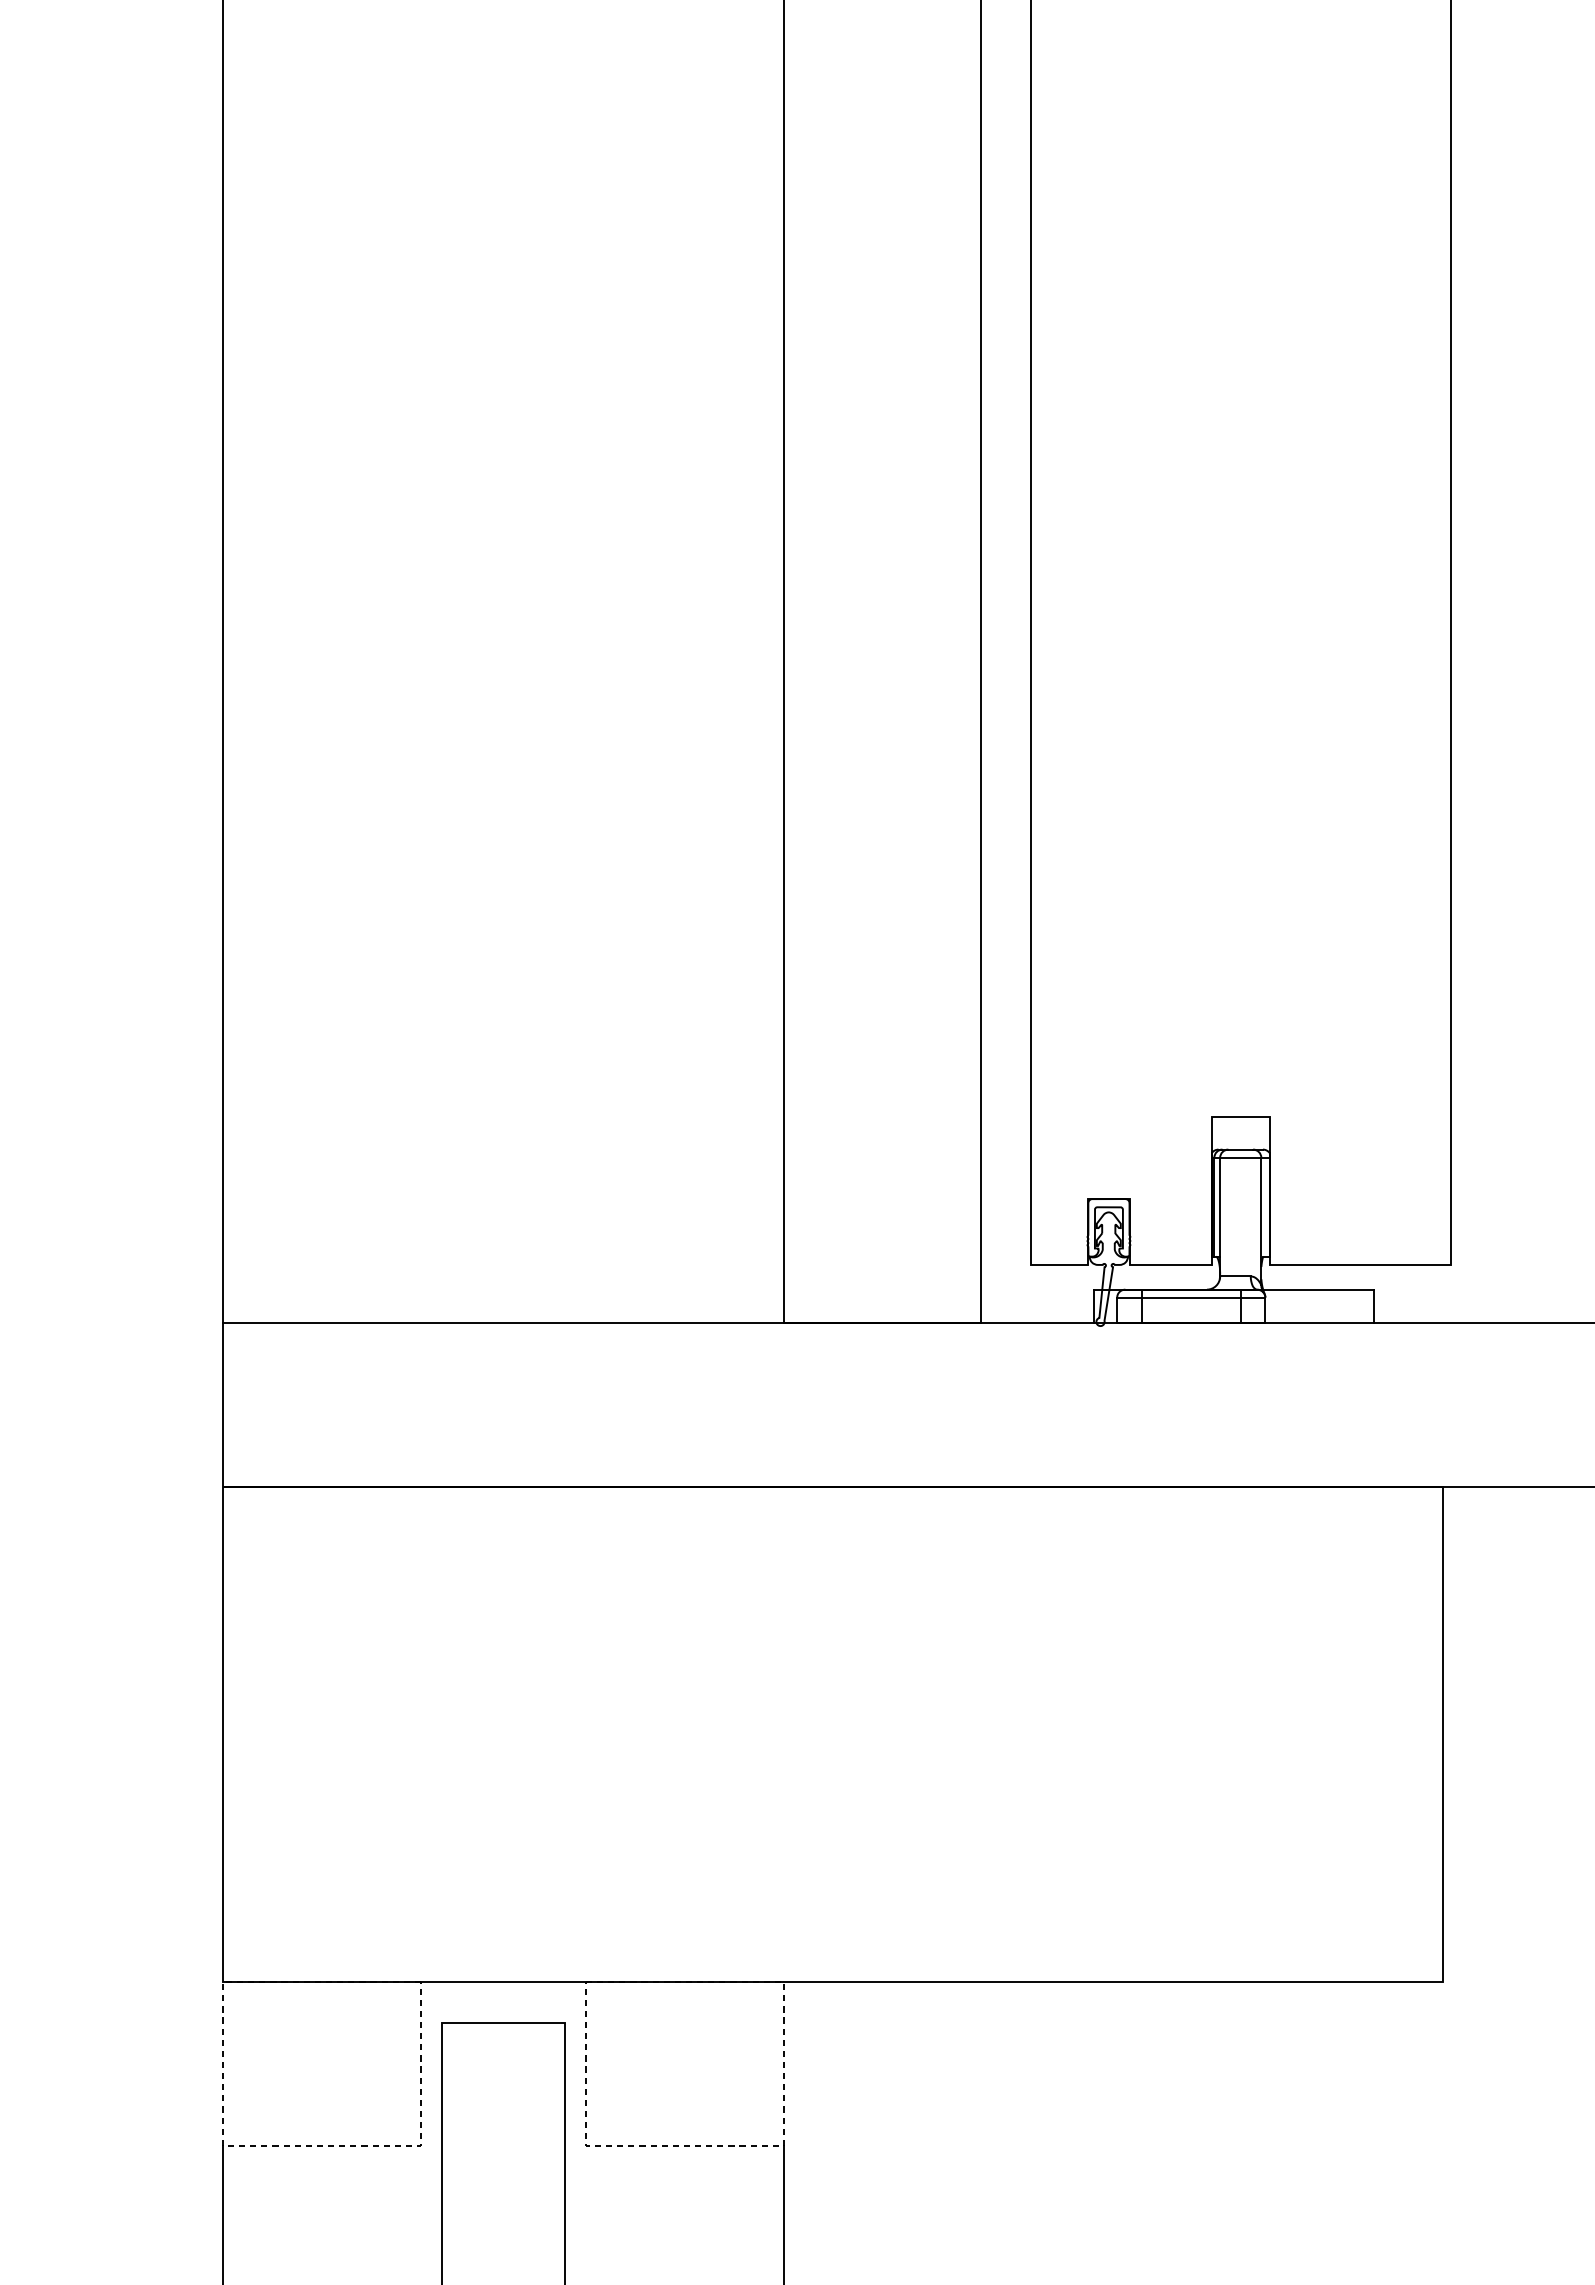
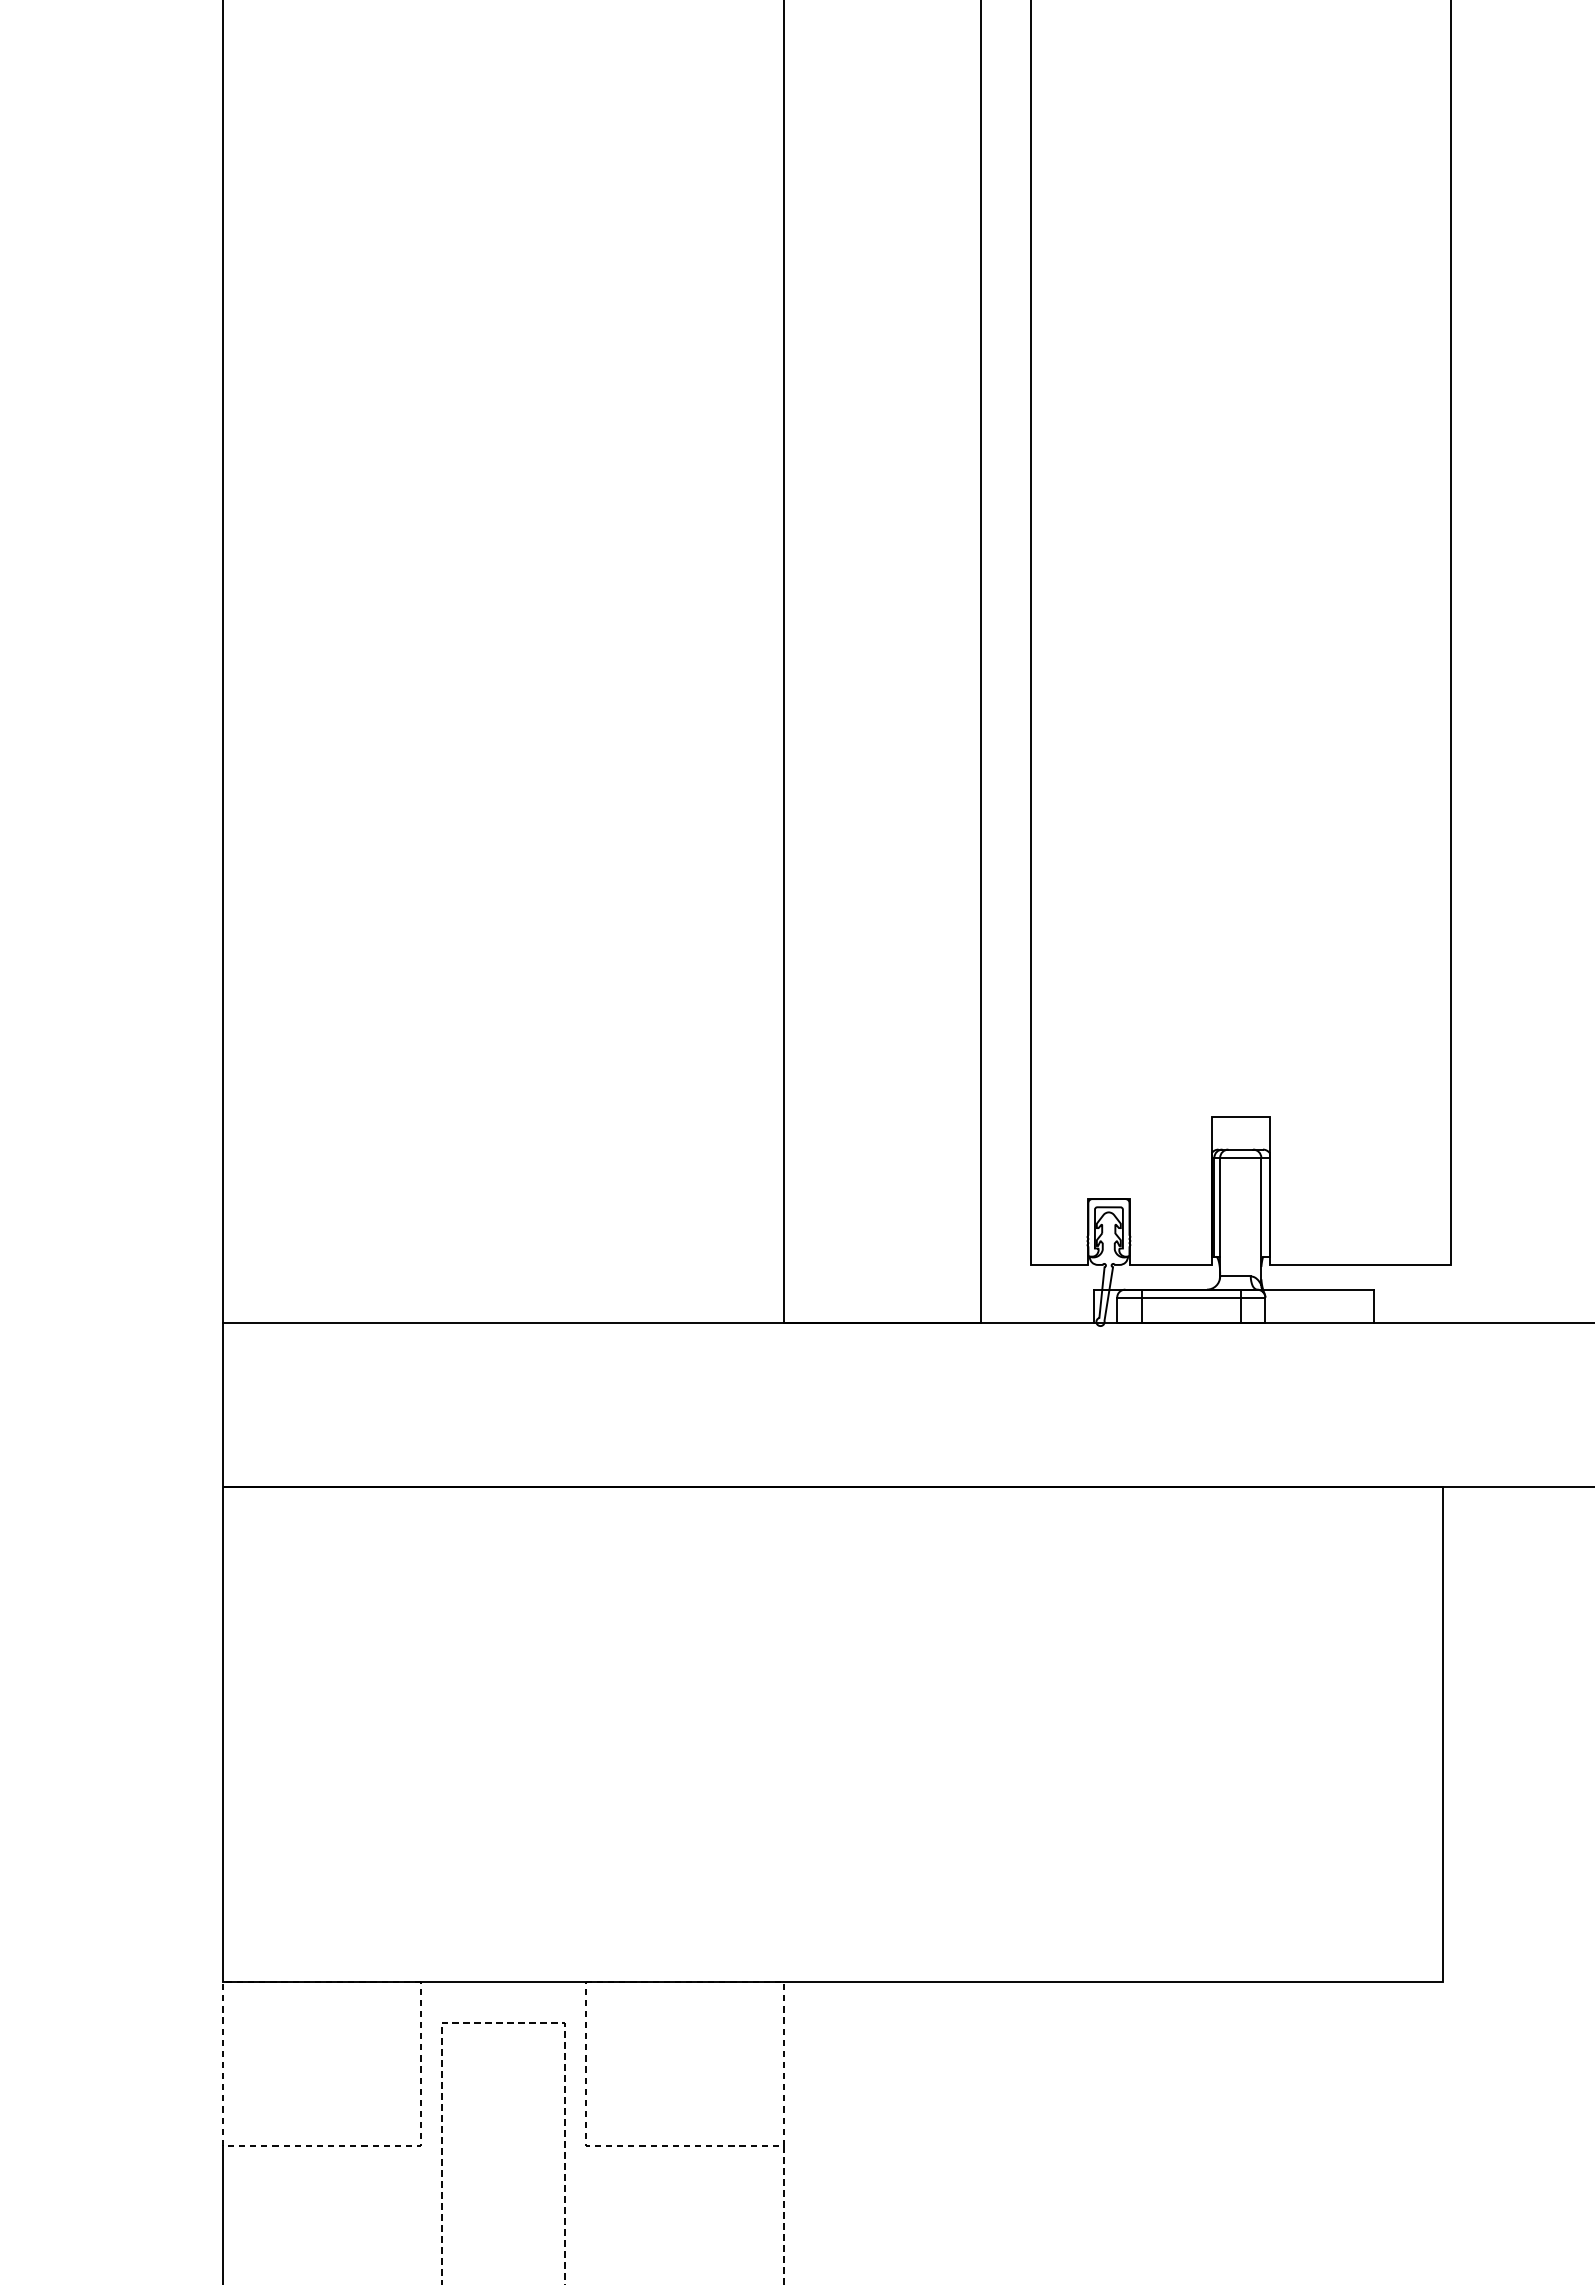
line: solid -> dashed (503, 2022)
line: solid -> dashed (783, 2215)
